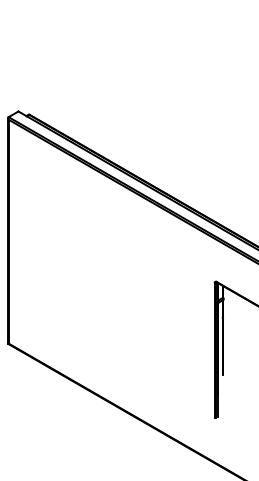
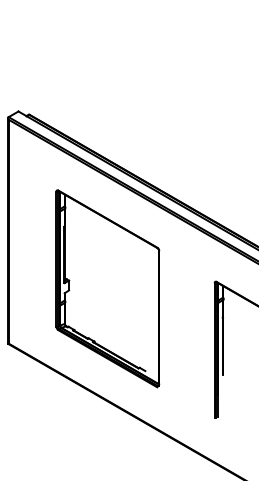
part: none -> present (107, 288)
